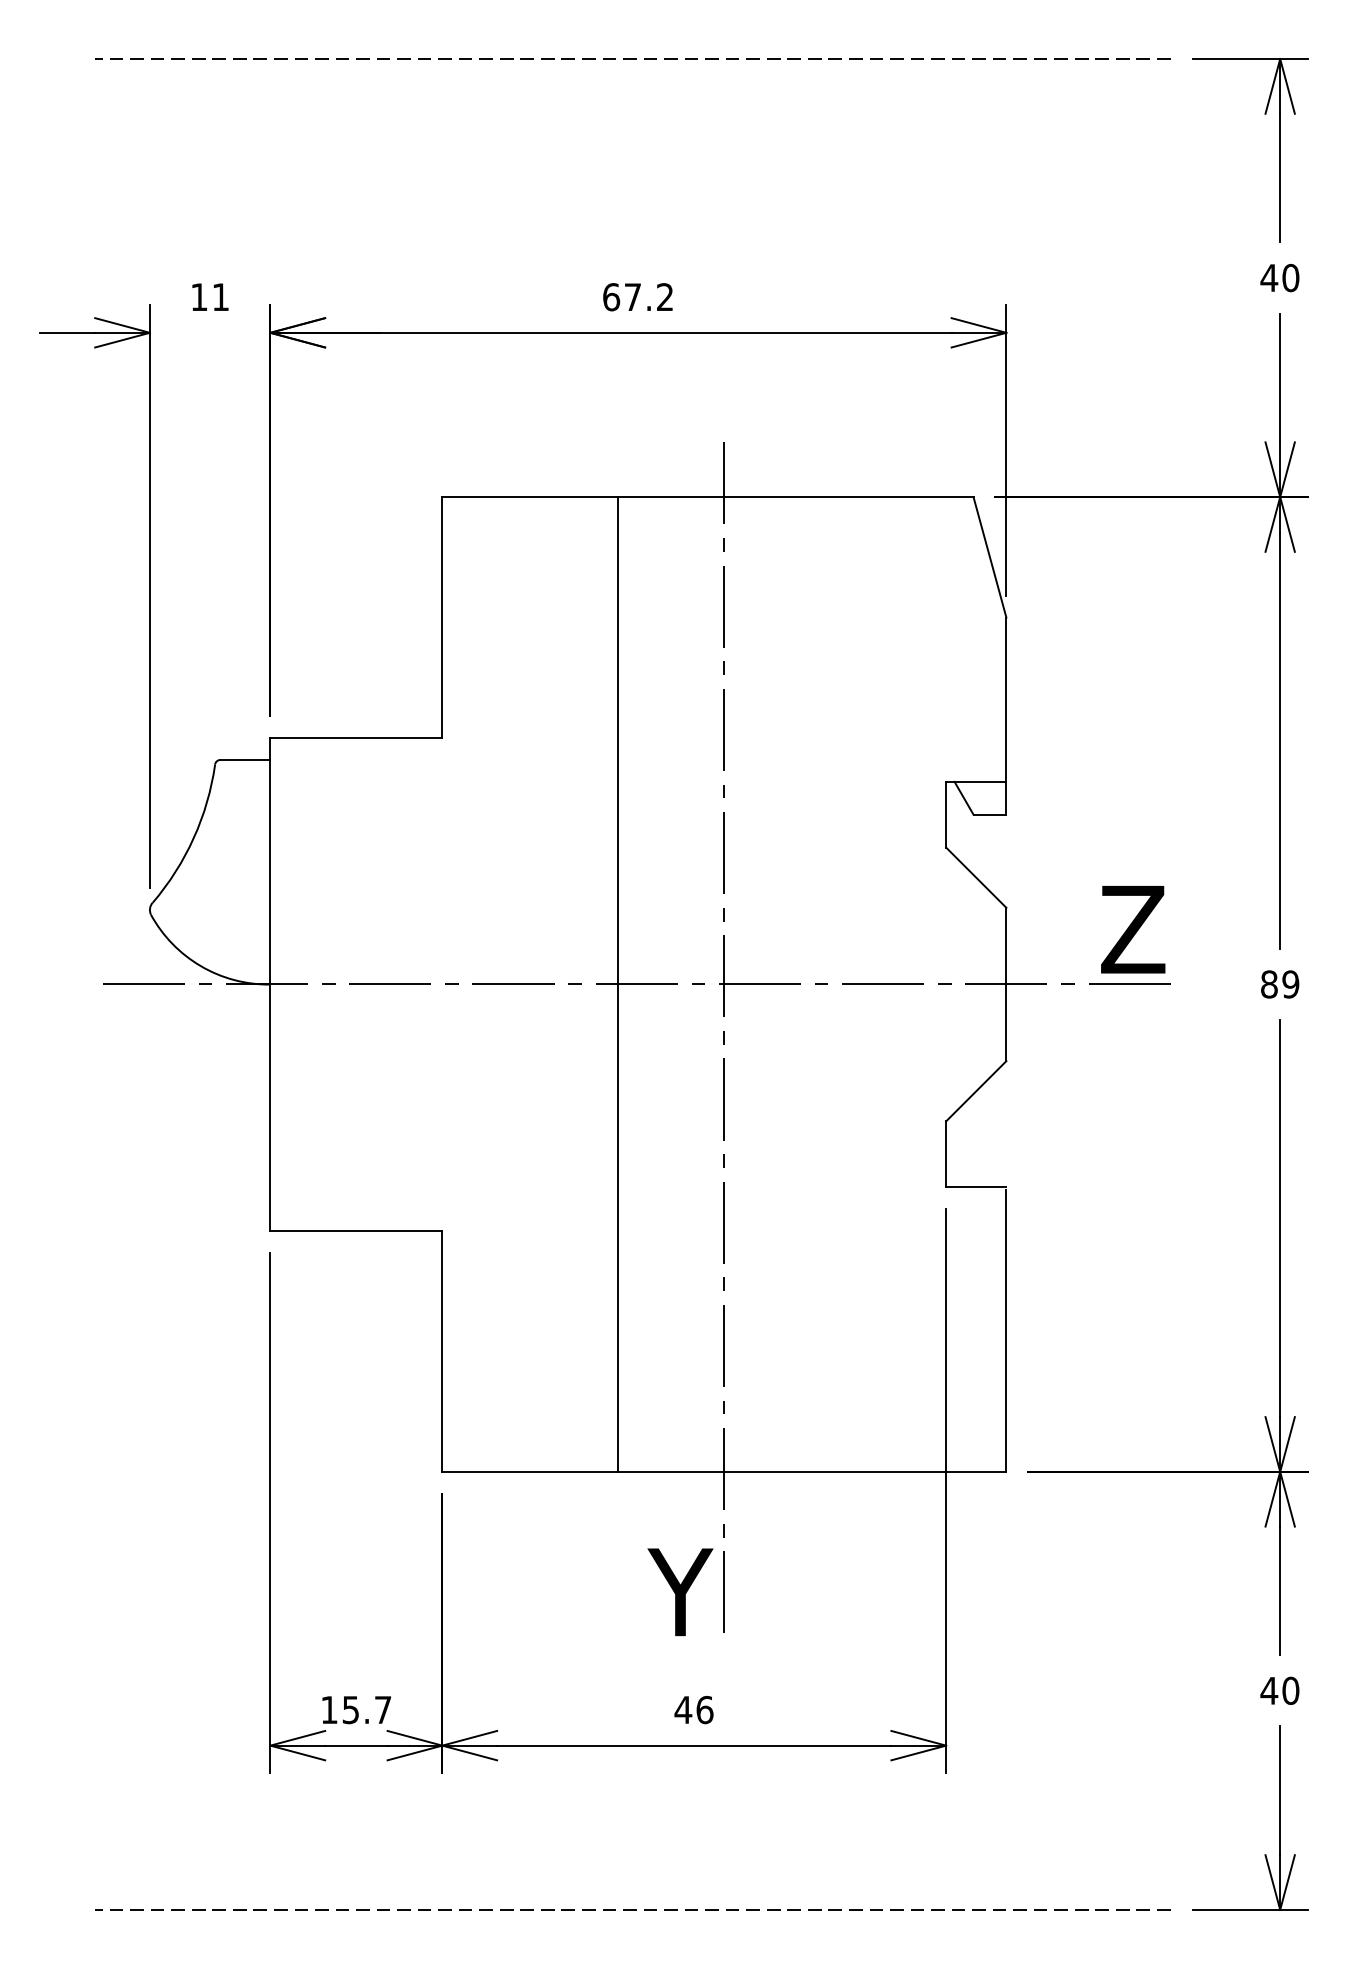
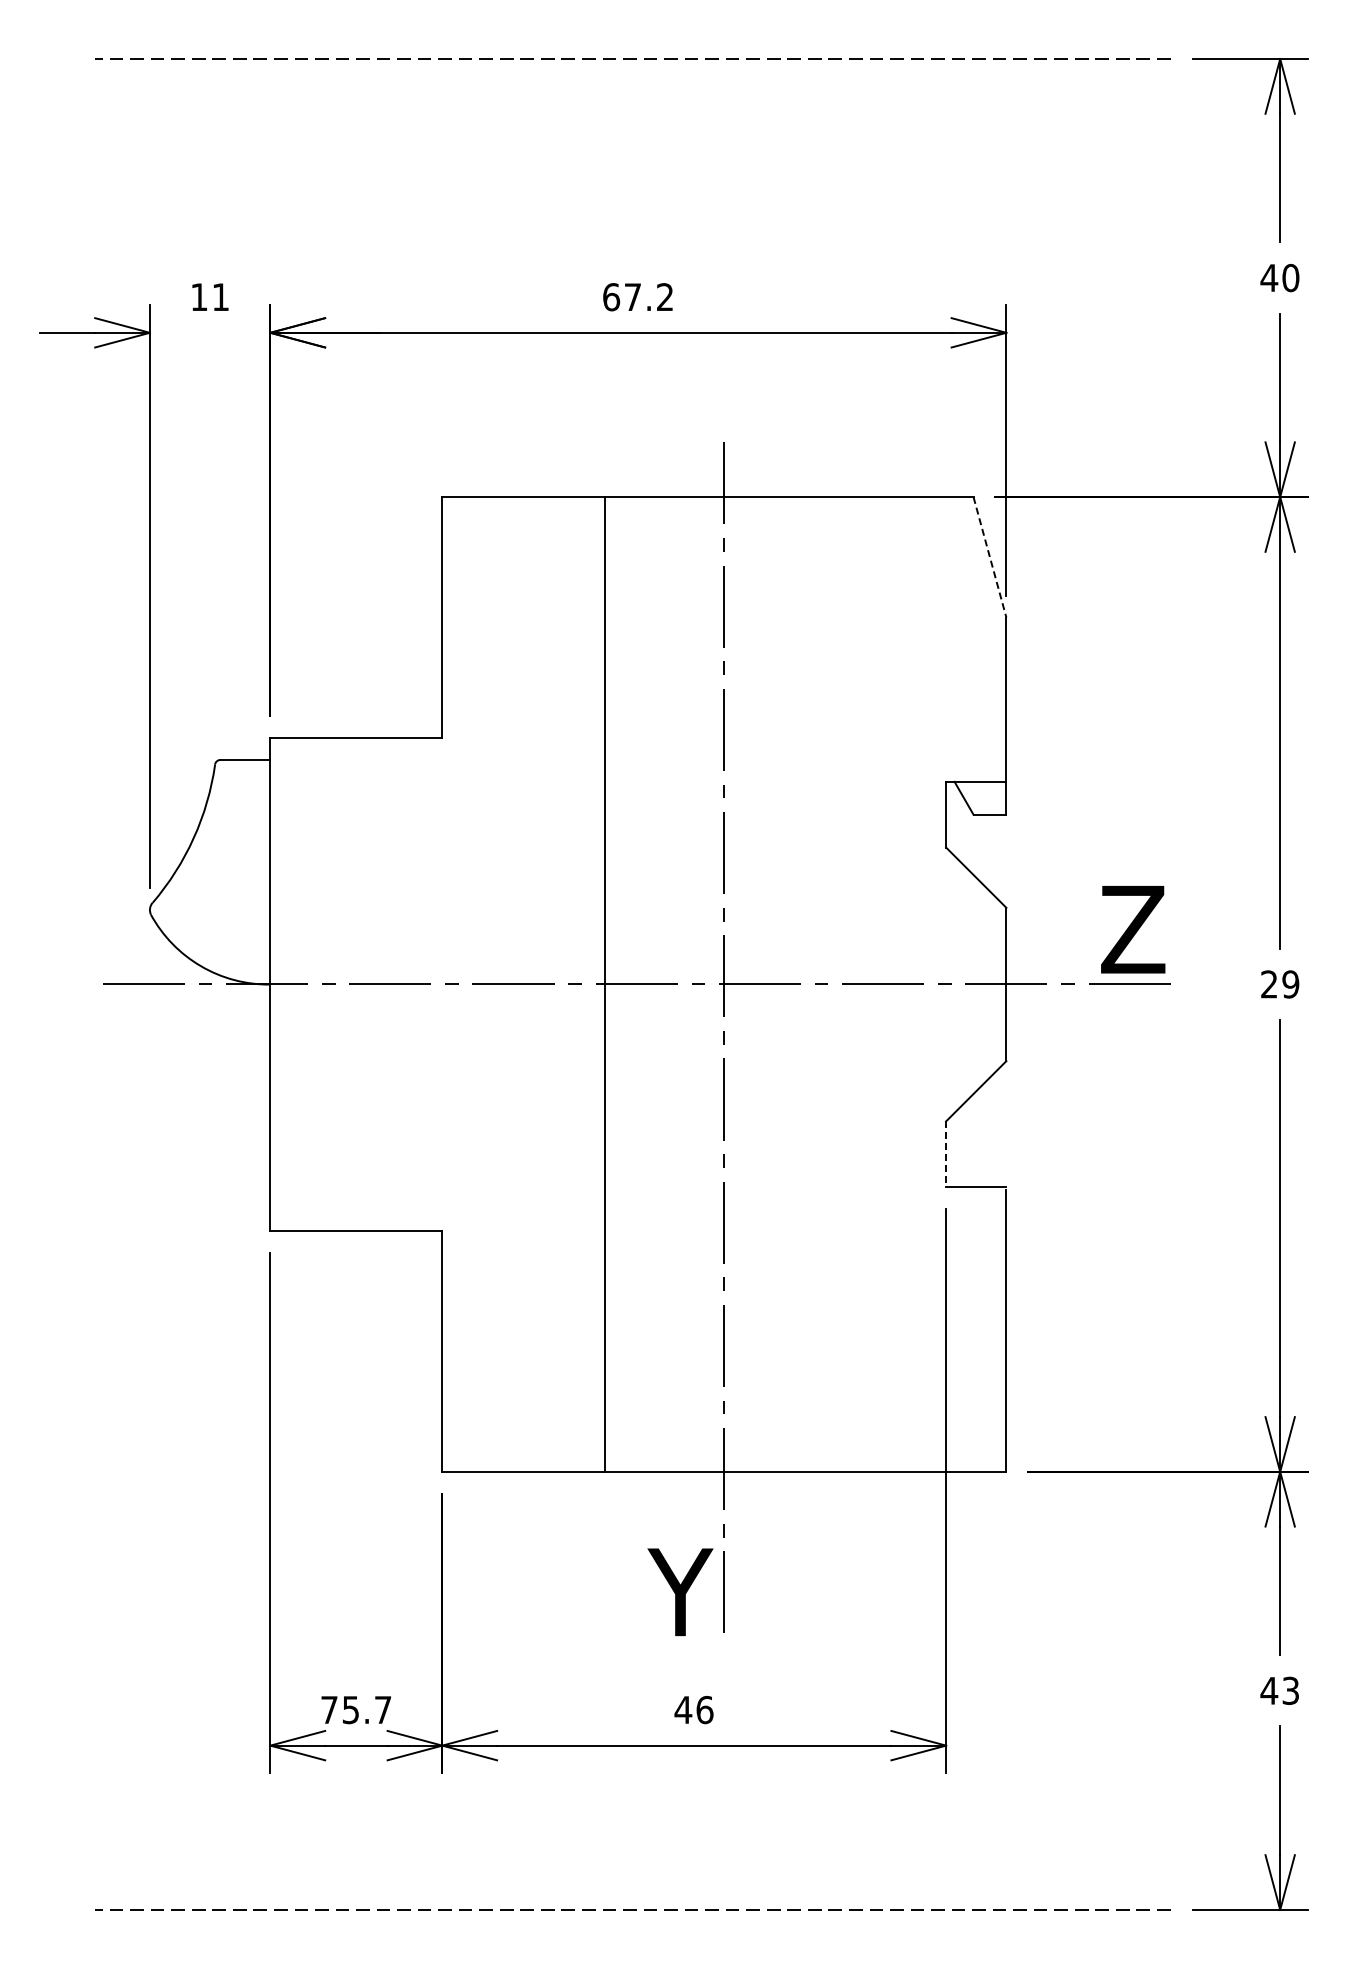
line: solid -> dashed (990, 557)
line position: (617, 984) -> (604, 984) (604, 984)
text: 89 -> 29 (1269, 984)
line: solid -> dashed (946, 1154)
text: 40 -> 43 (1290, 1690)
text: 15.7 -> 75.7 (329, 1709)
